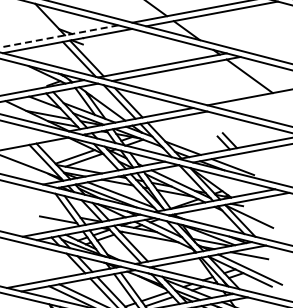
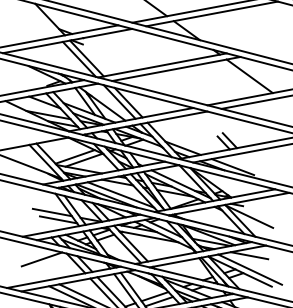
line: dashed -> solid (59, 36)
line: none -> present (255, 102)
line: none -> present (51, 212)
line: none -> present (41, 259)
